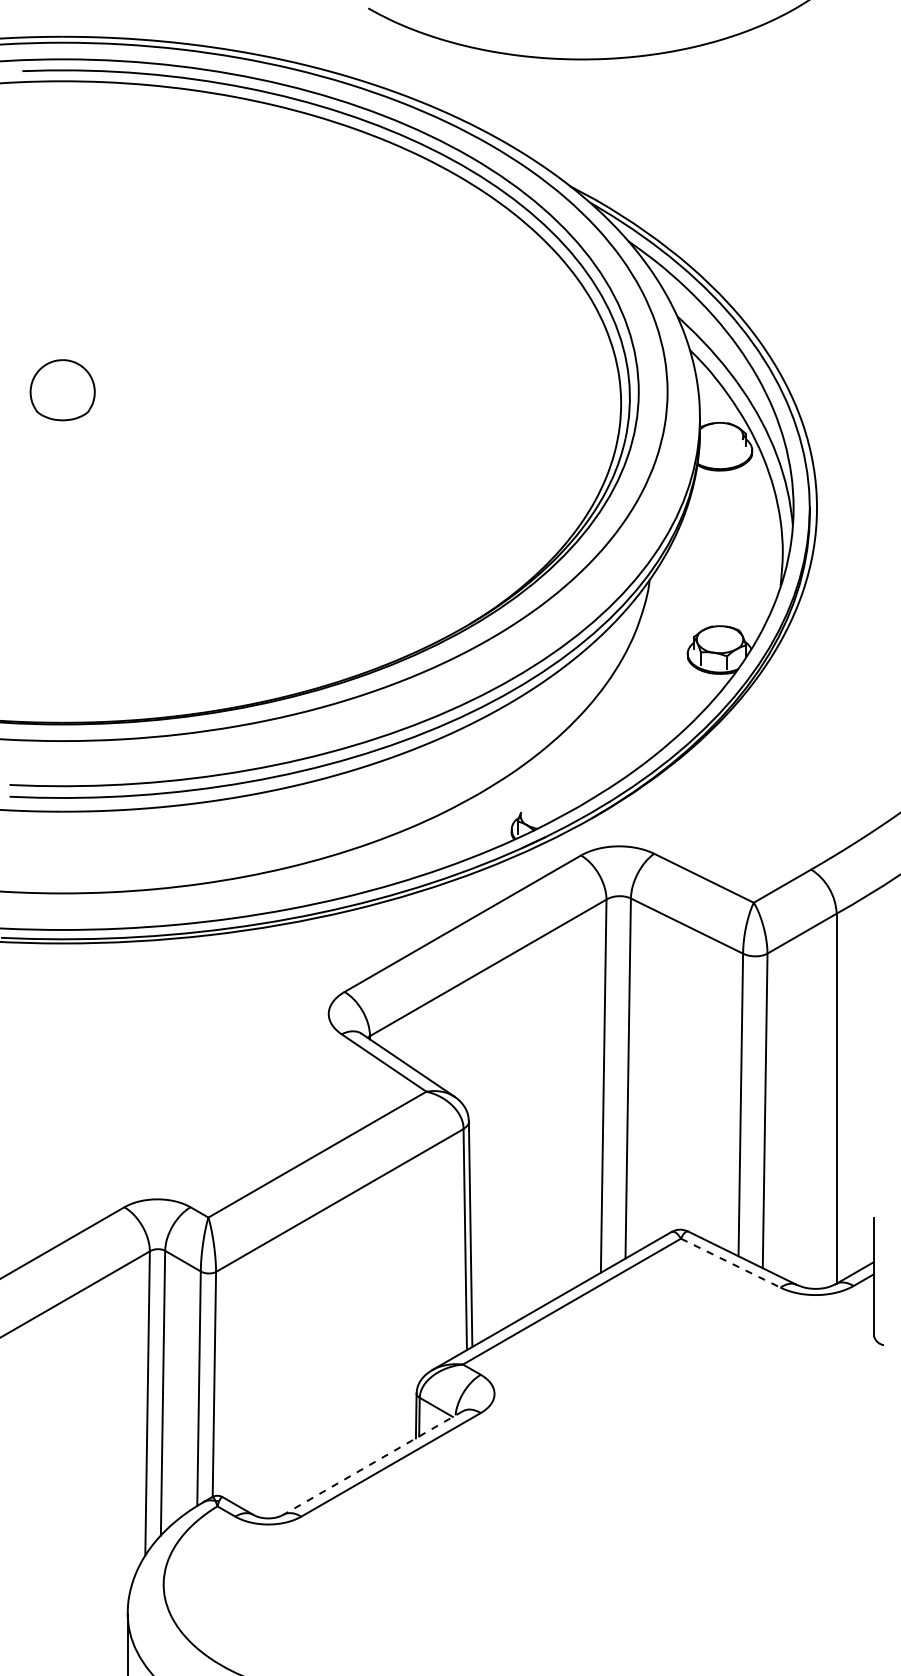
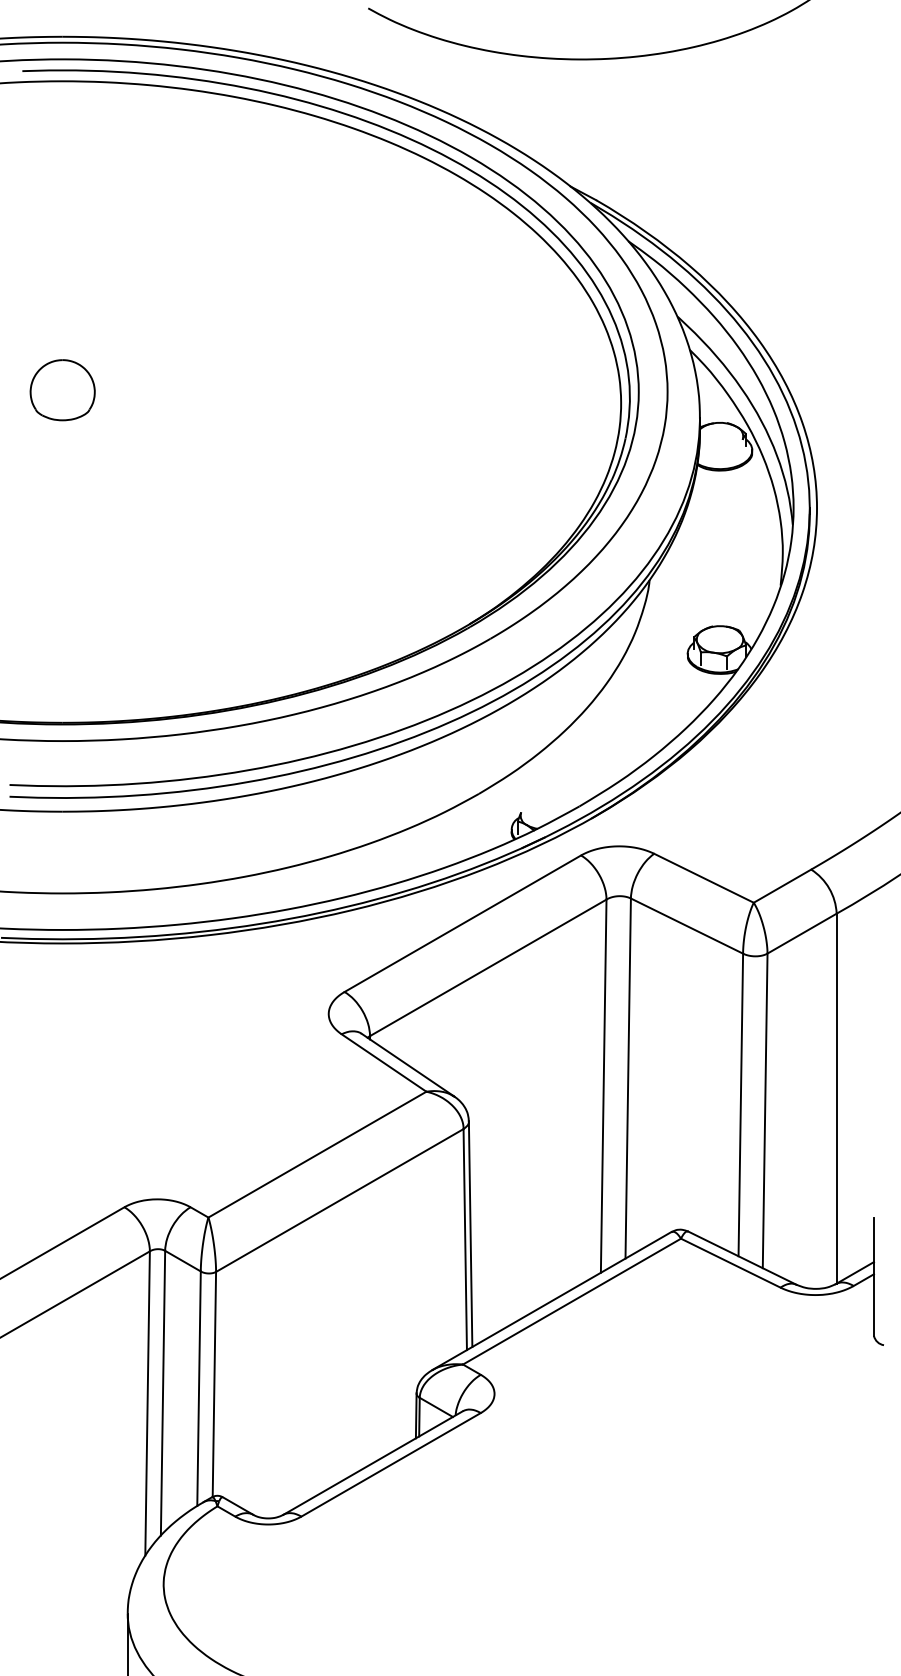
line: dashed -> solid (731, 1263)
line: dashed -> solid (373, 1463)
